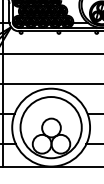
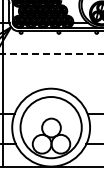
line: solid -> dashed (52, 53)
line: present -> none (51, 83)
